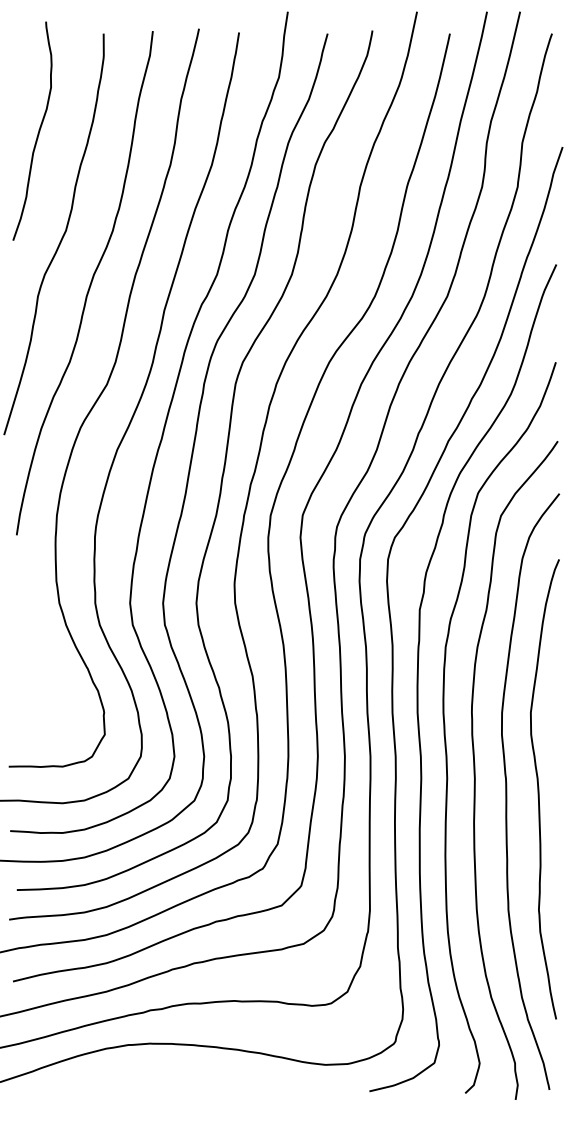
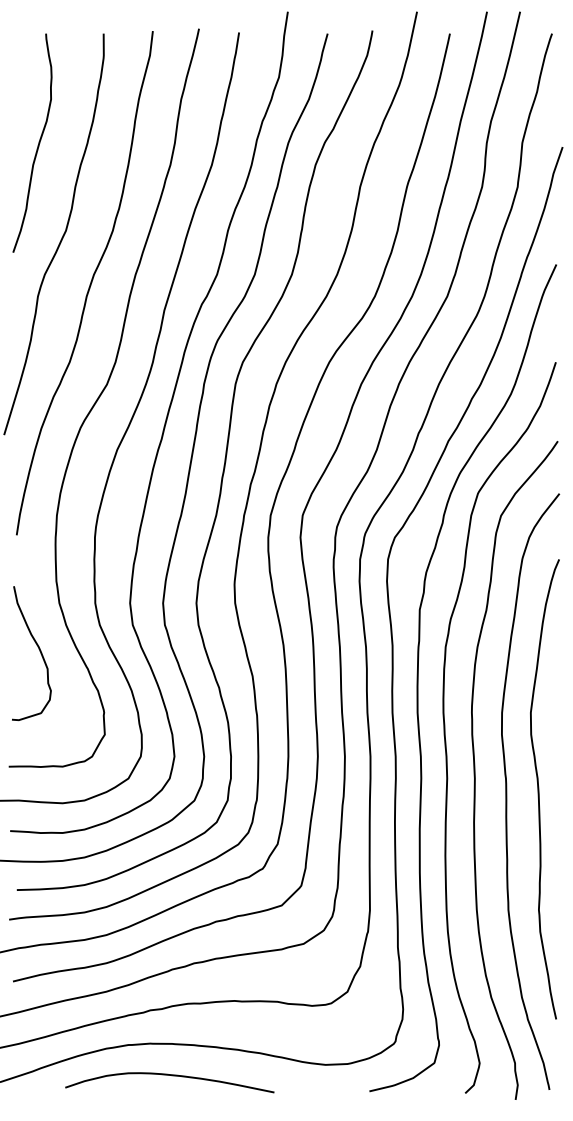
curve position: (37, 133) -> (37, 145) (37, 145)
curve: none -> present (38, 649)
curve: none -> present (171, 1076)
